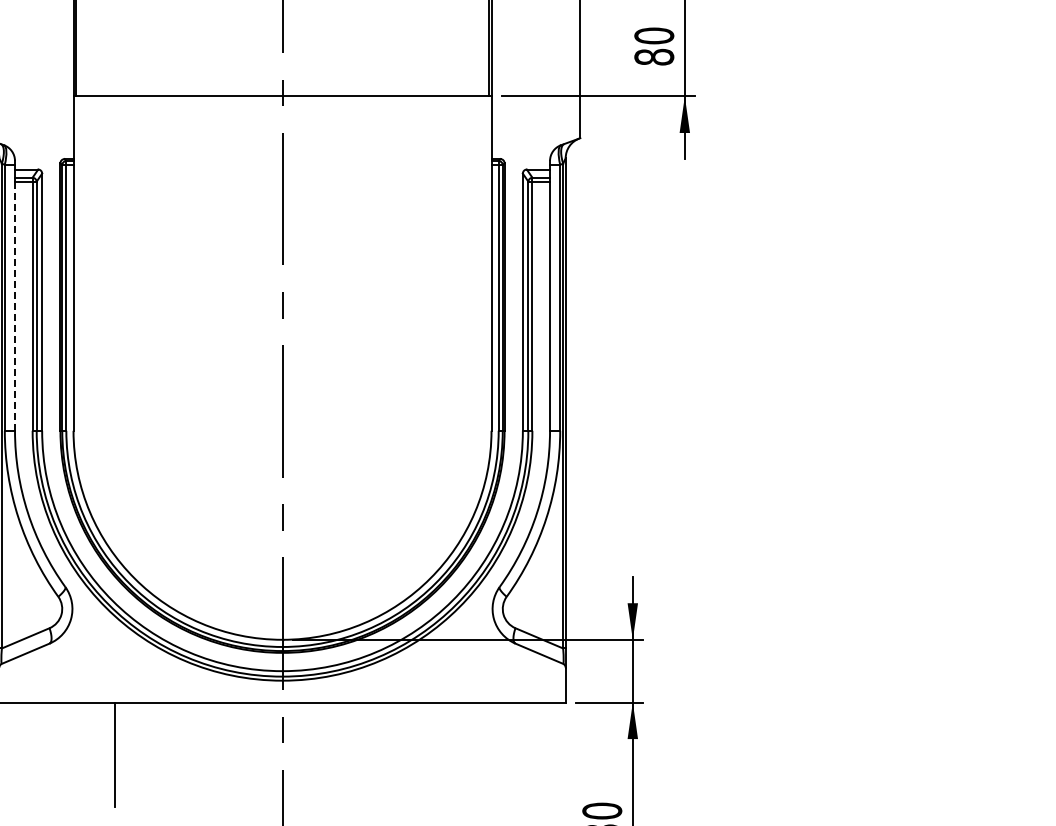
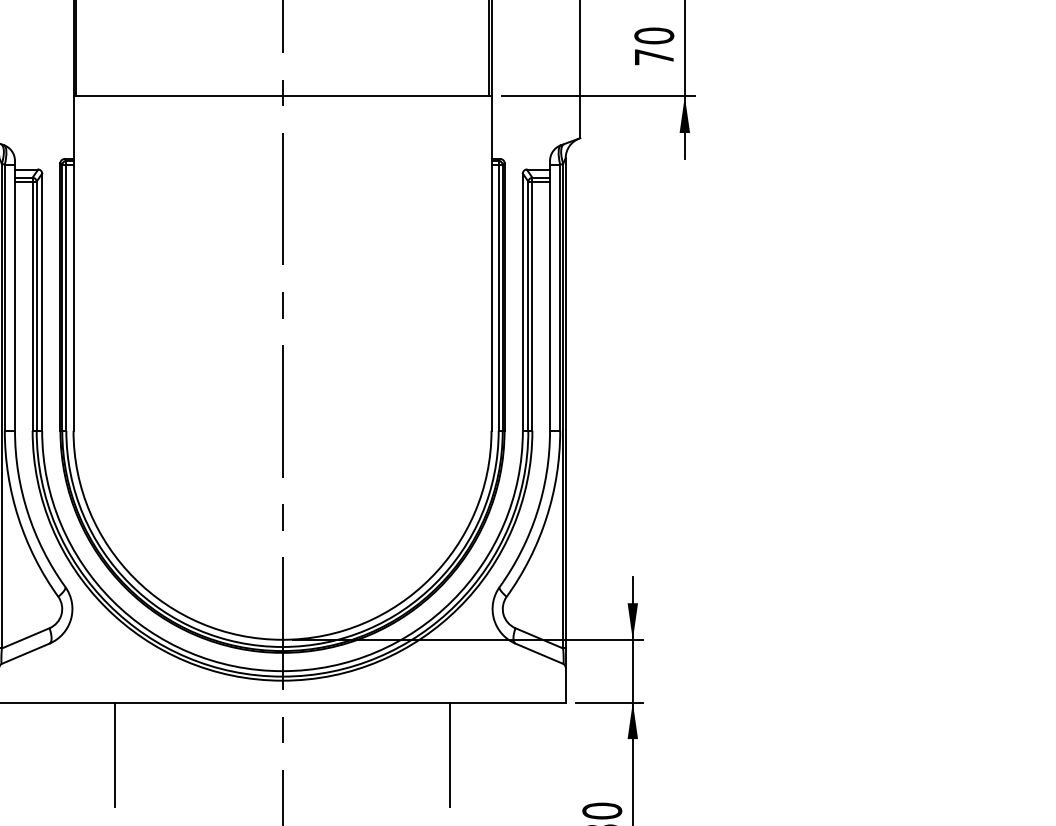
text: 80 -> 70 (654, 56)
line: dashed -> solid (15, 306)
line: none -> present (449, 754)
